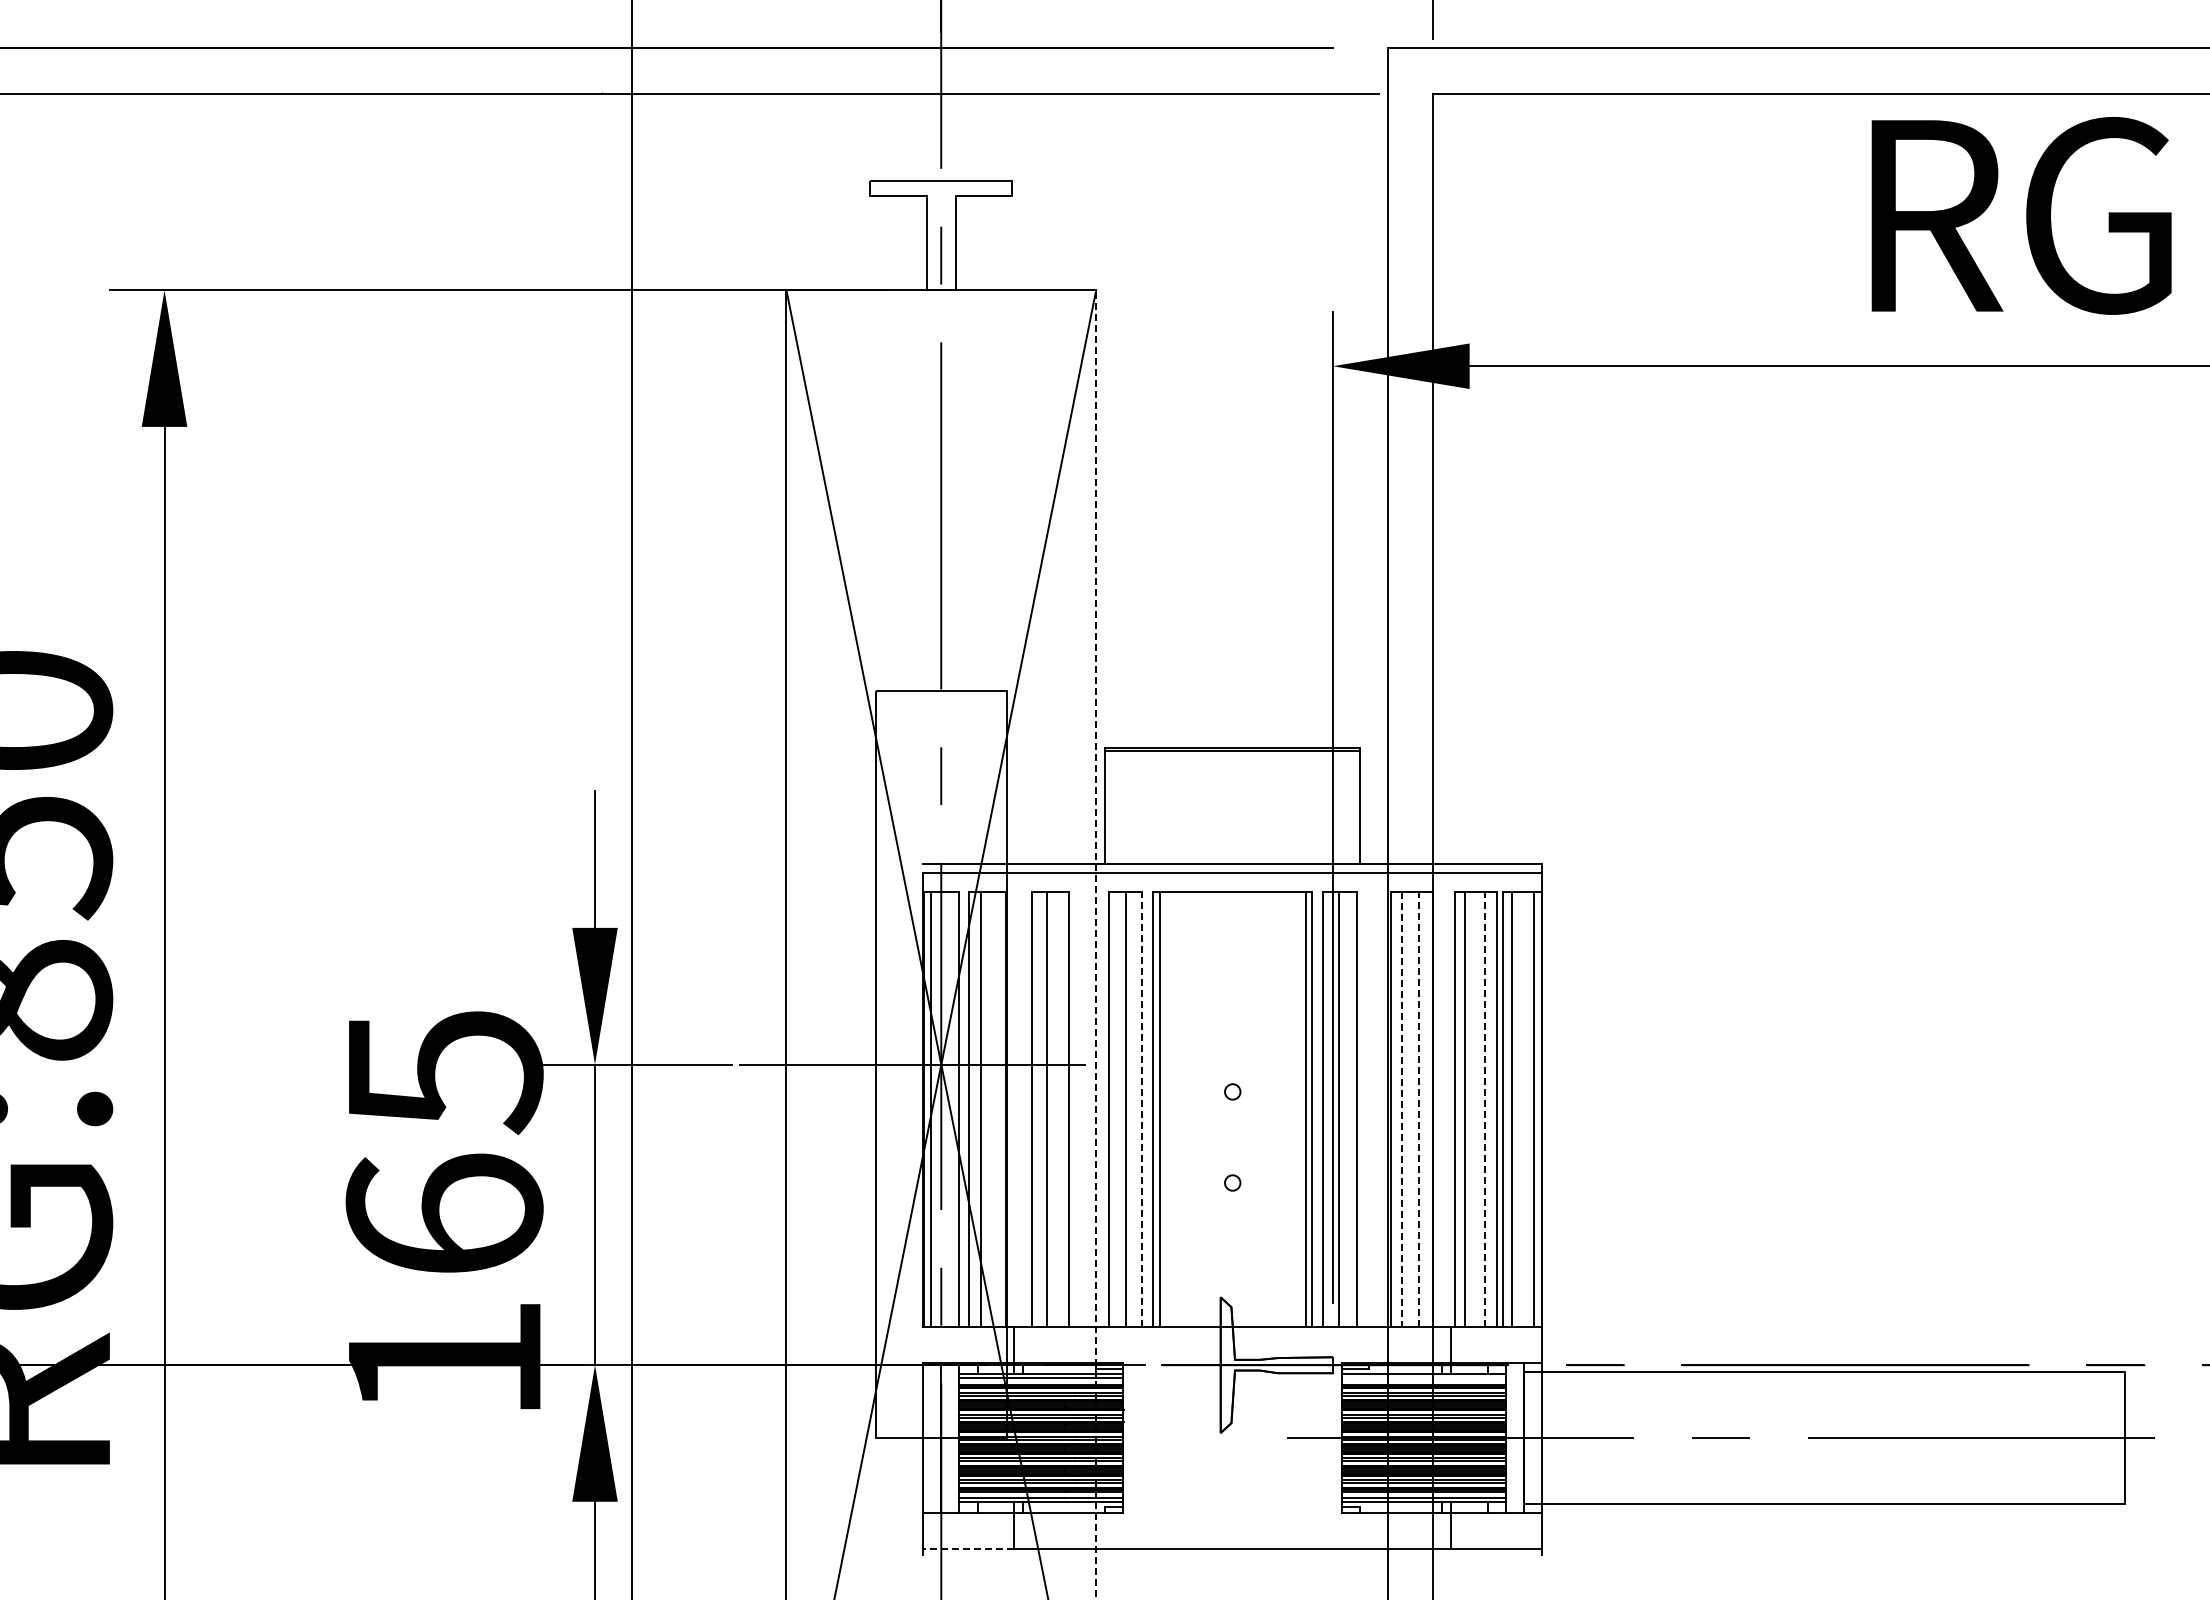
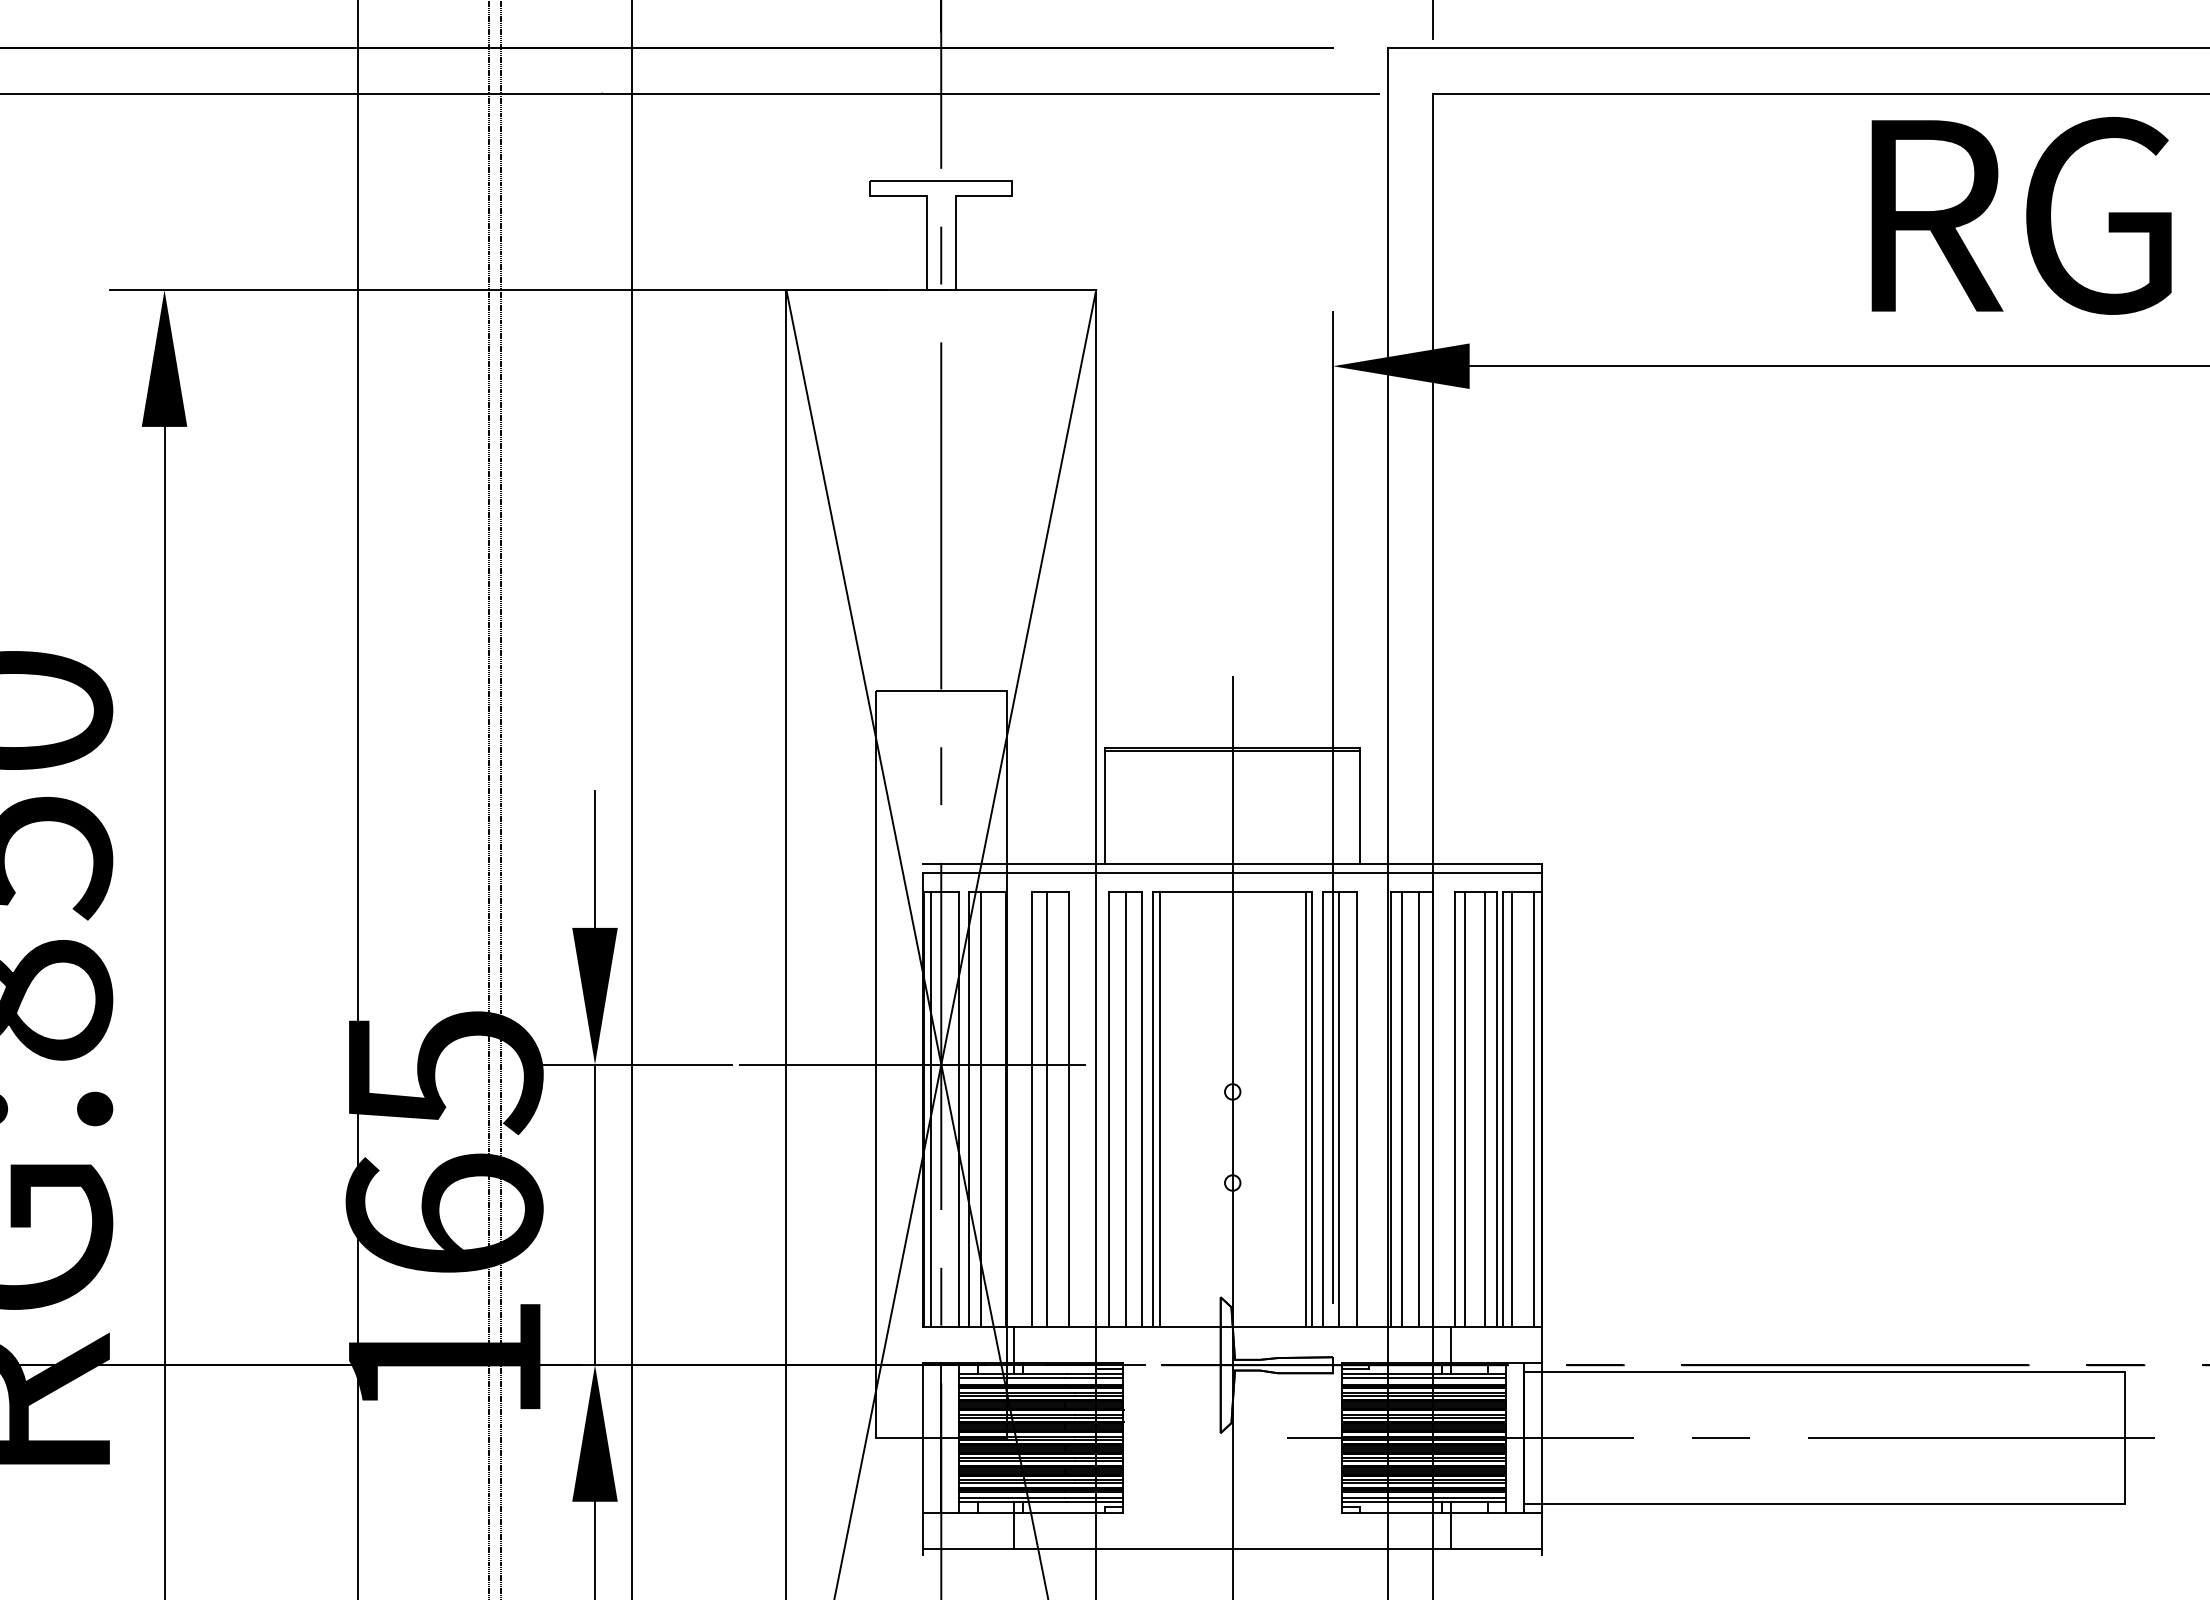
line: none -> present (358, 799)
line: none -> present (488, 799)
line: none -> present (501, 799)
line: dashed -> solid (1096, 945)
line: dashed -> solid (1142, 1109)
line: dashed -> solid (1401, 1109)
line: dashed -> solid (1418, 1109)
line: dashed -> solid (1484, 1109)
line: none -> present (1232, 1136)
line: none -> present (1424, 1377)
line: dashed -> solid (968, 1549)
